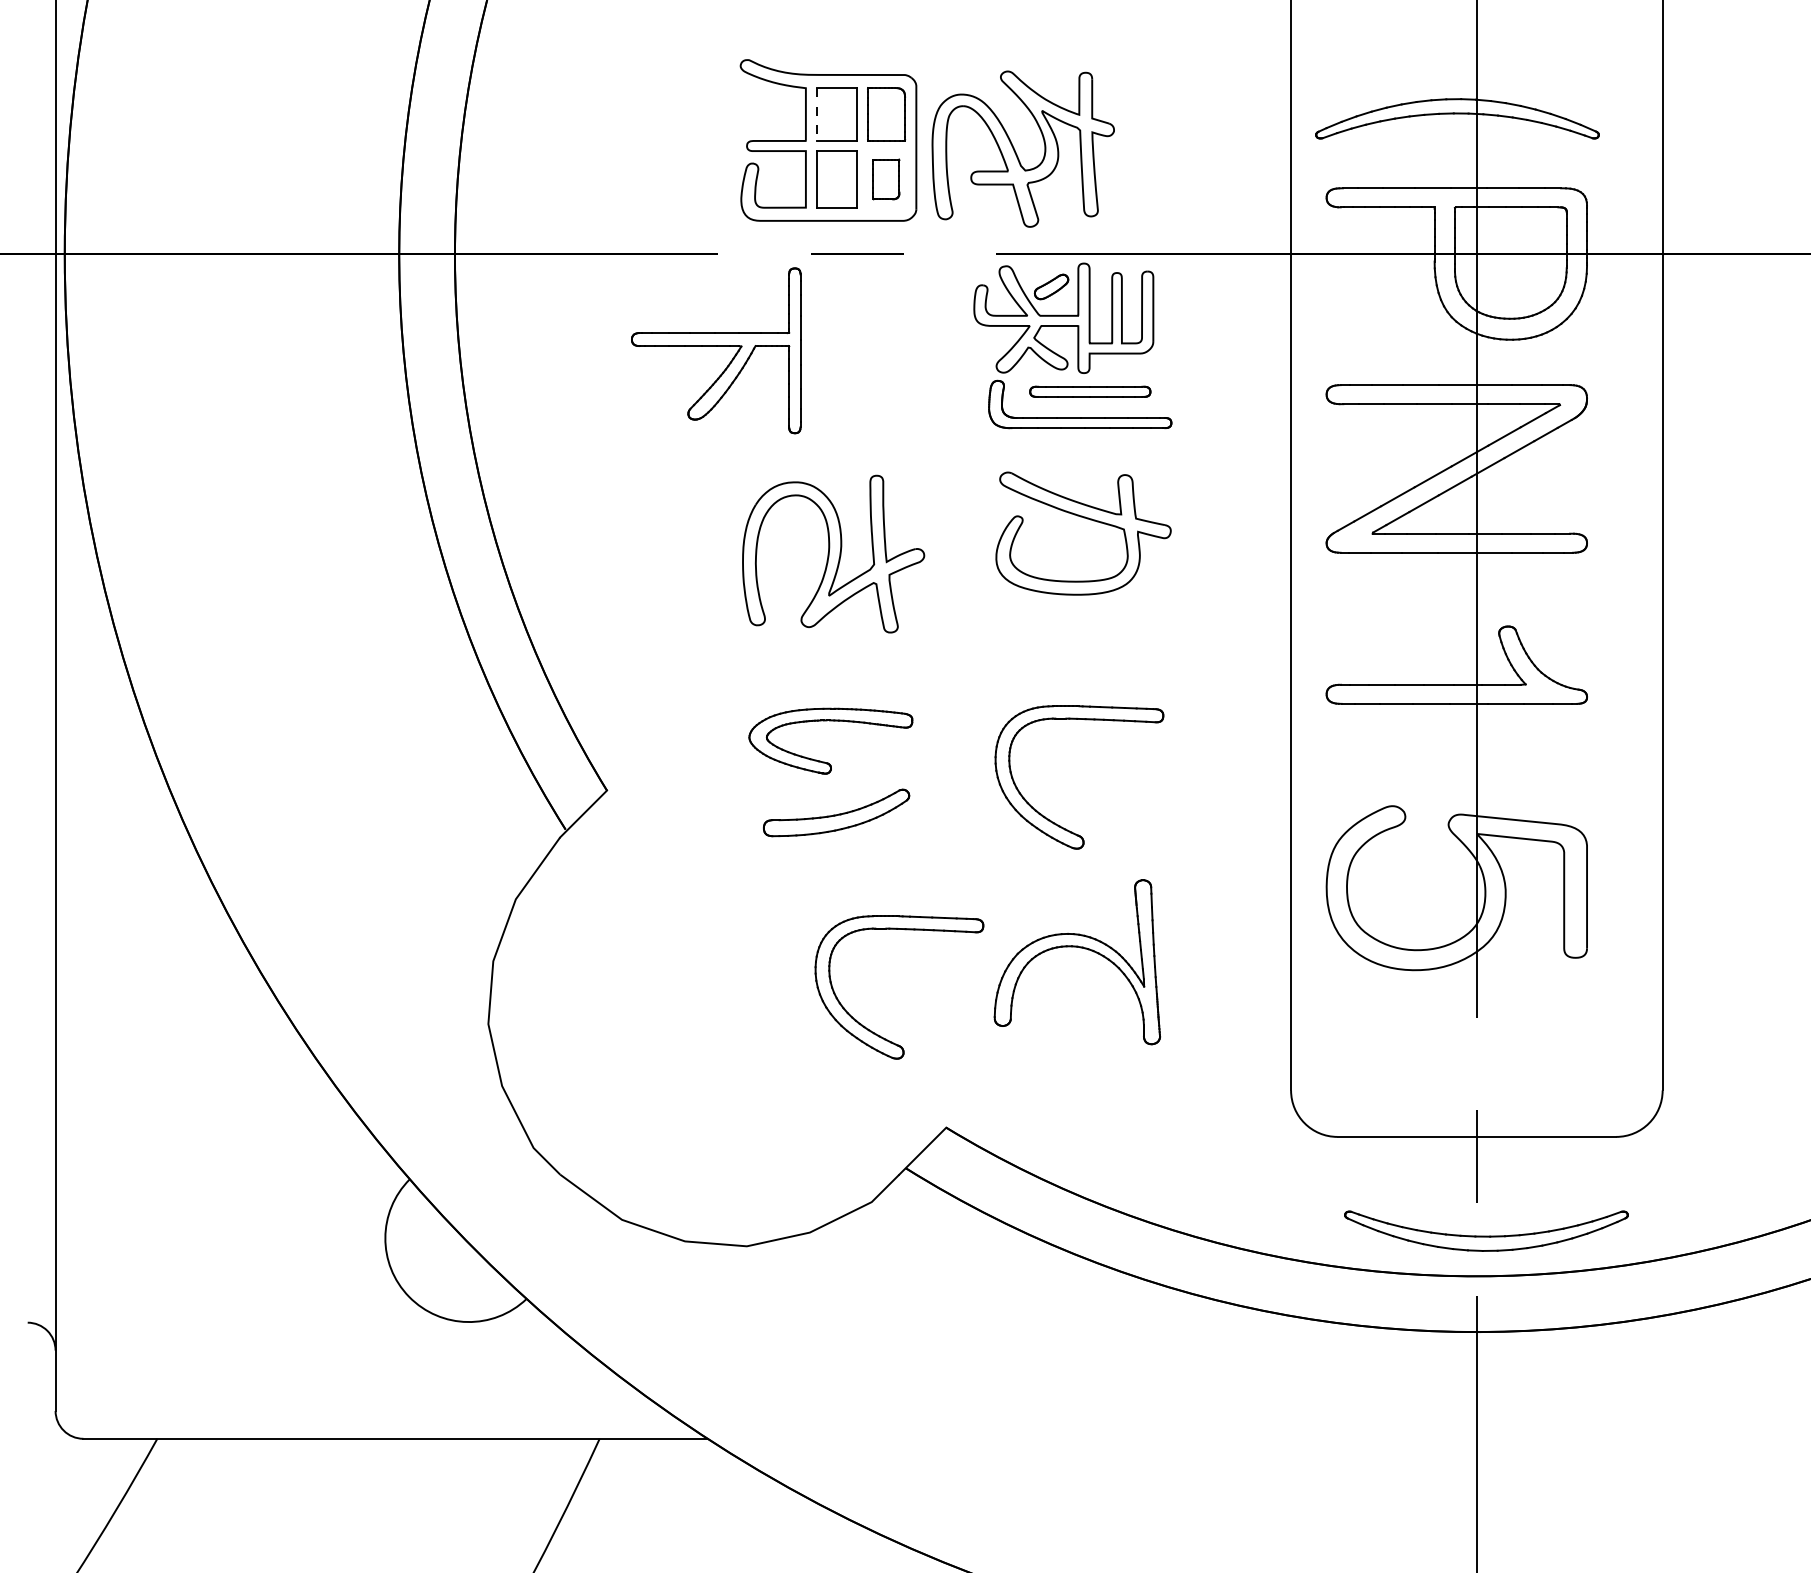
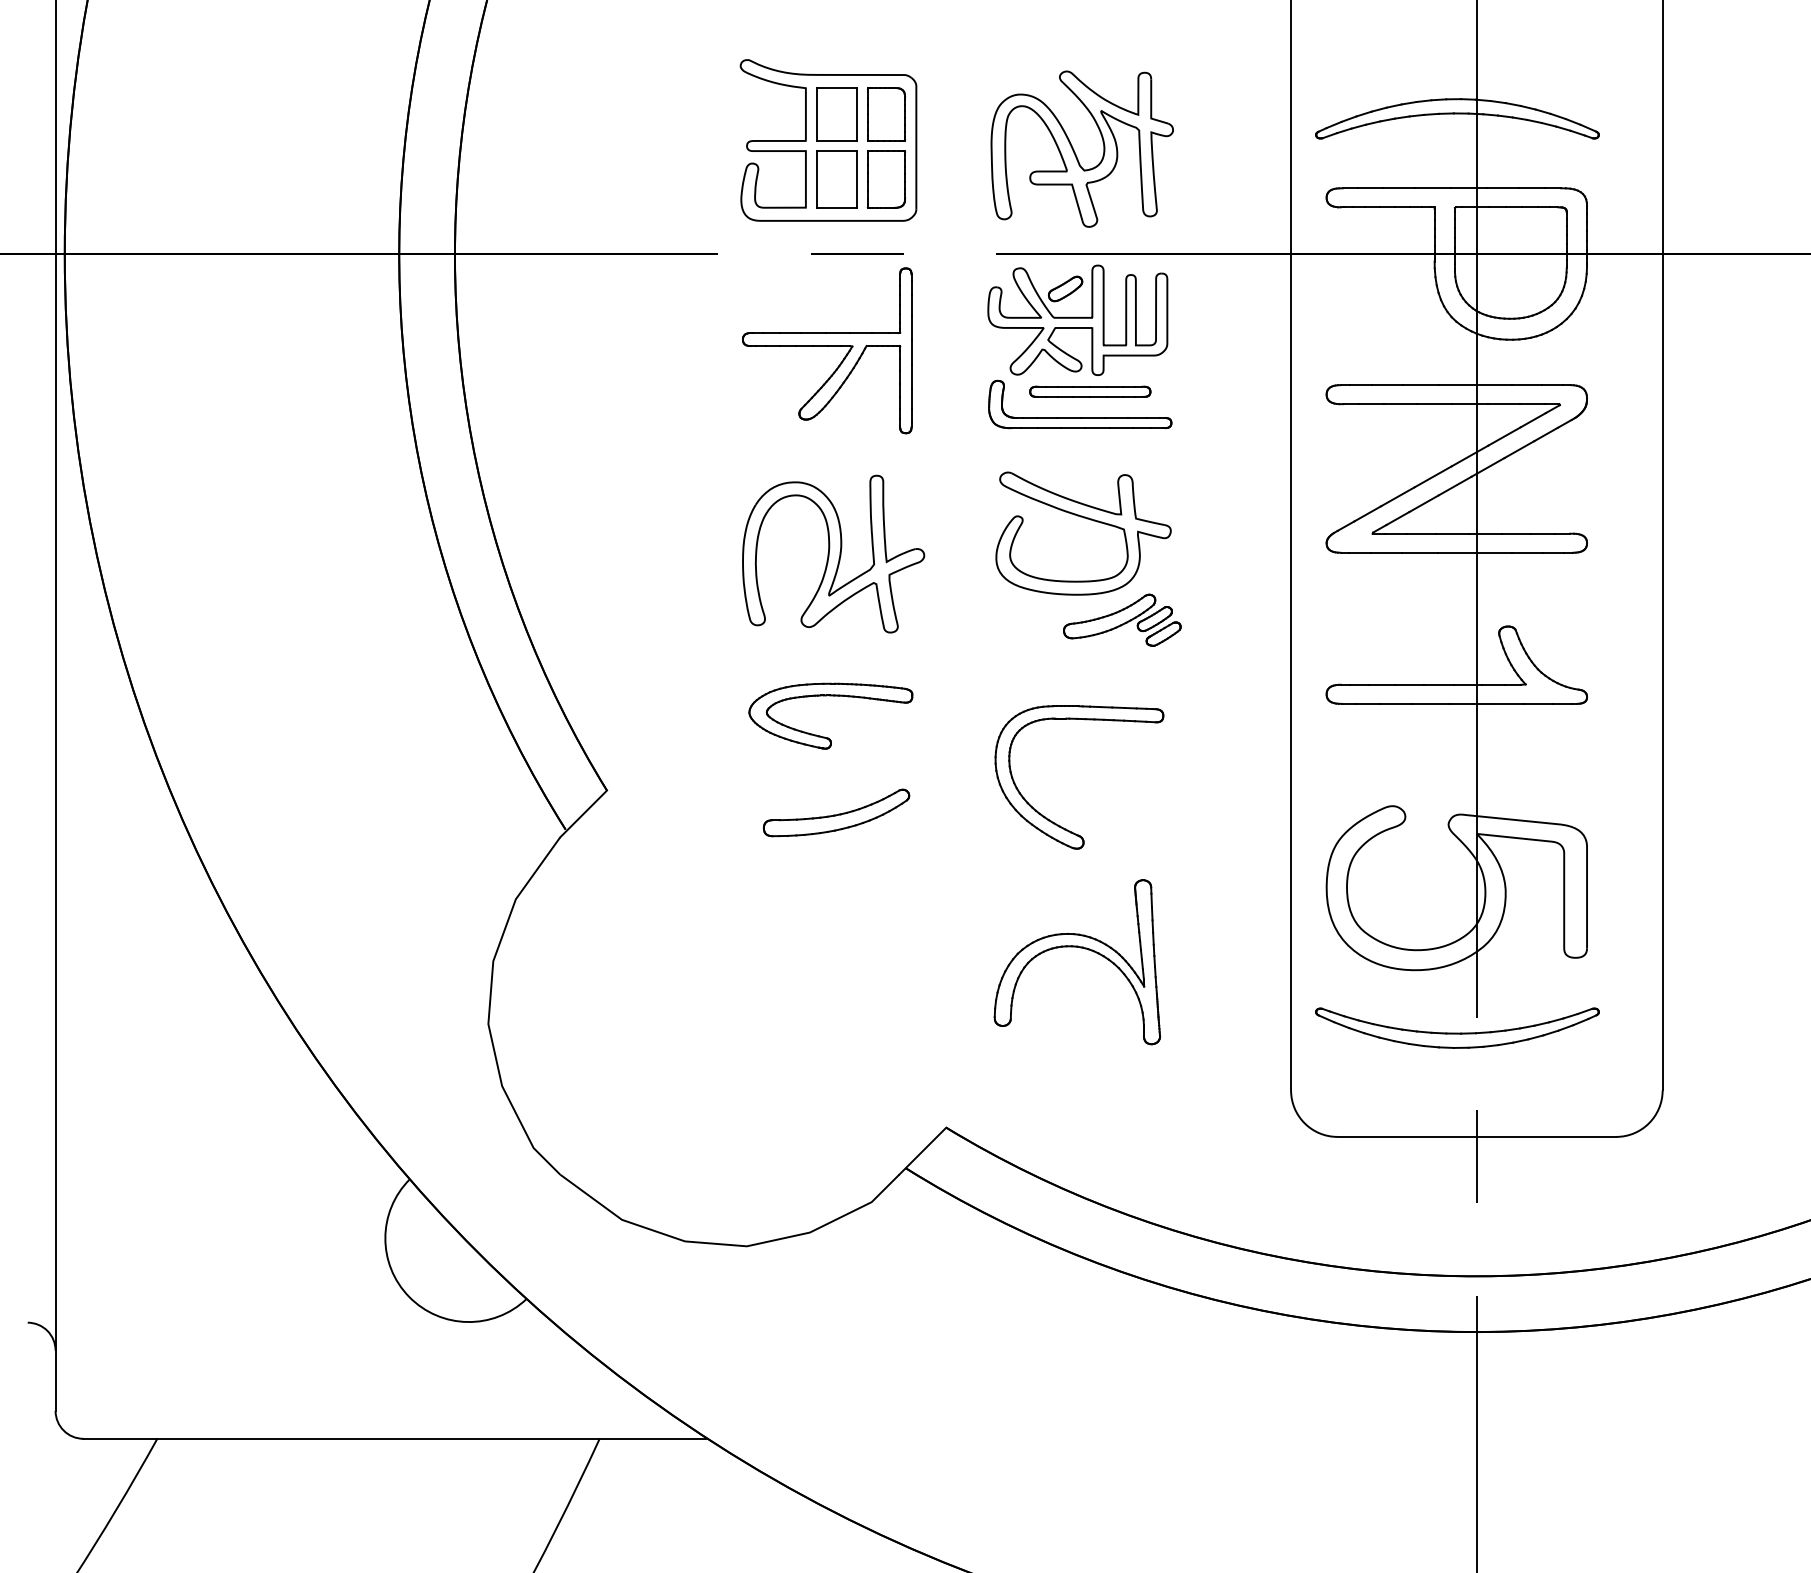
line: dashed -> solid (817, 115)
part position: (1015, 149) -> (1074, 149) (1074, 149)
part size: 29x43 px -> 40x59 px (885, 179)
part position: (1063, 317) -> (1077, 319) (1077, 319)
part position: (716, 350) -> (827, 350) (827, 350)
part: none -> present (1122, 619)
part position: (830, 721) -> (830, 696) (830, 696)
part: present -> none (873, 1031)
part position: (1486, 1230) -> (1457, 1027) (1457, 1027)
